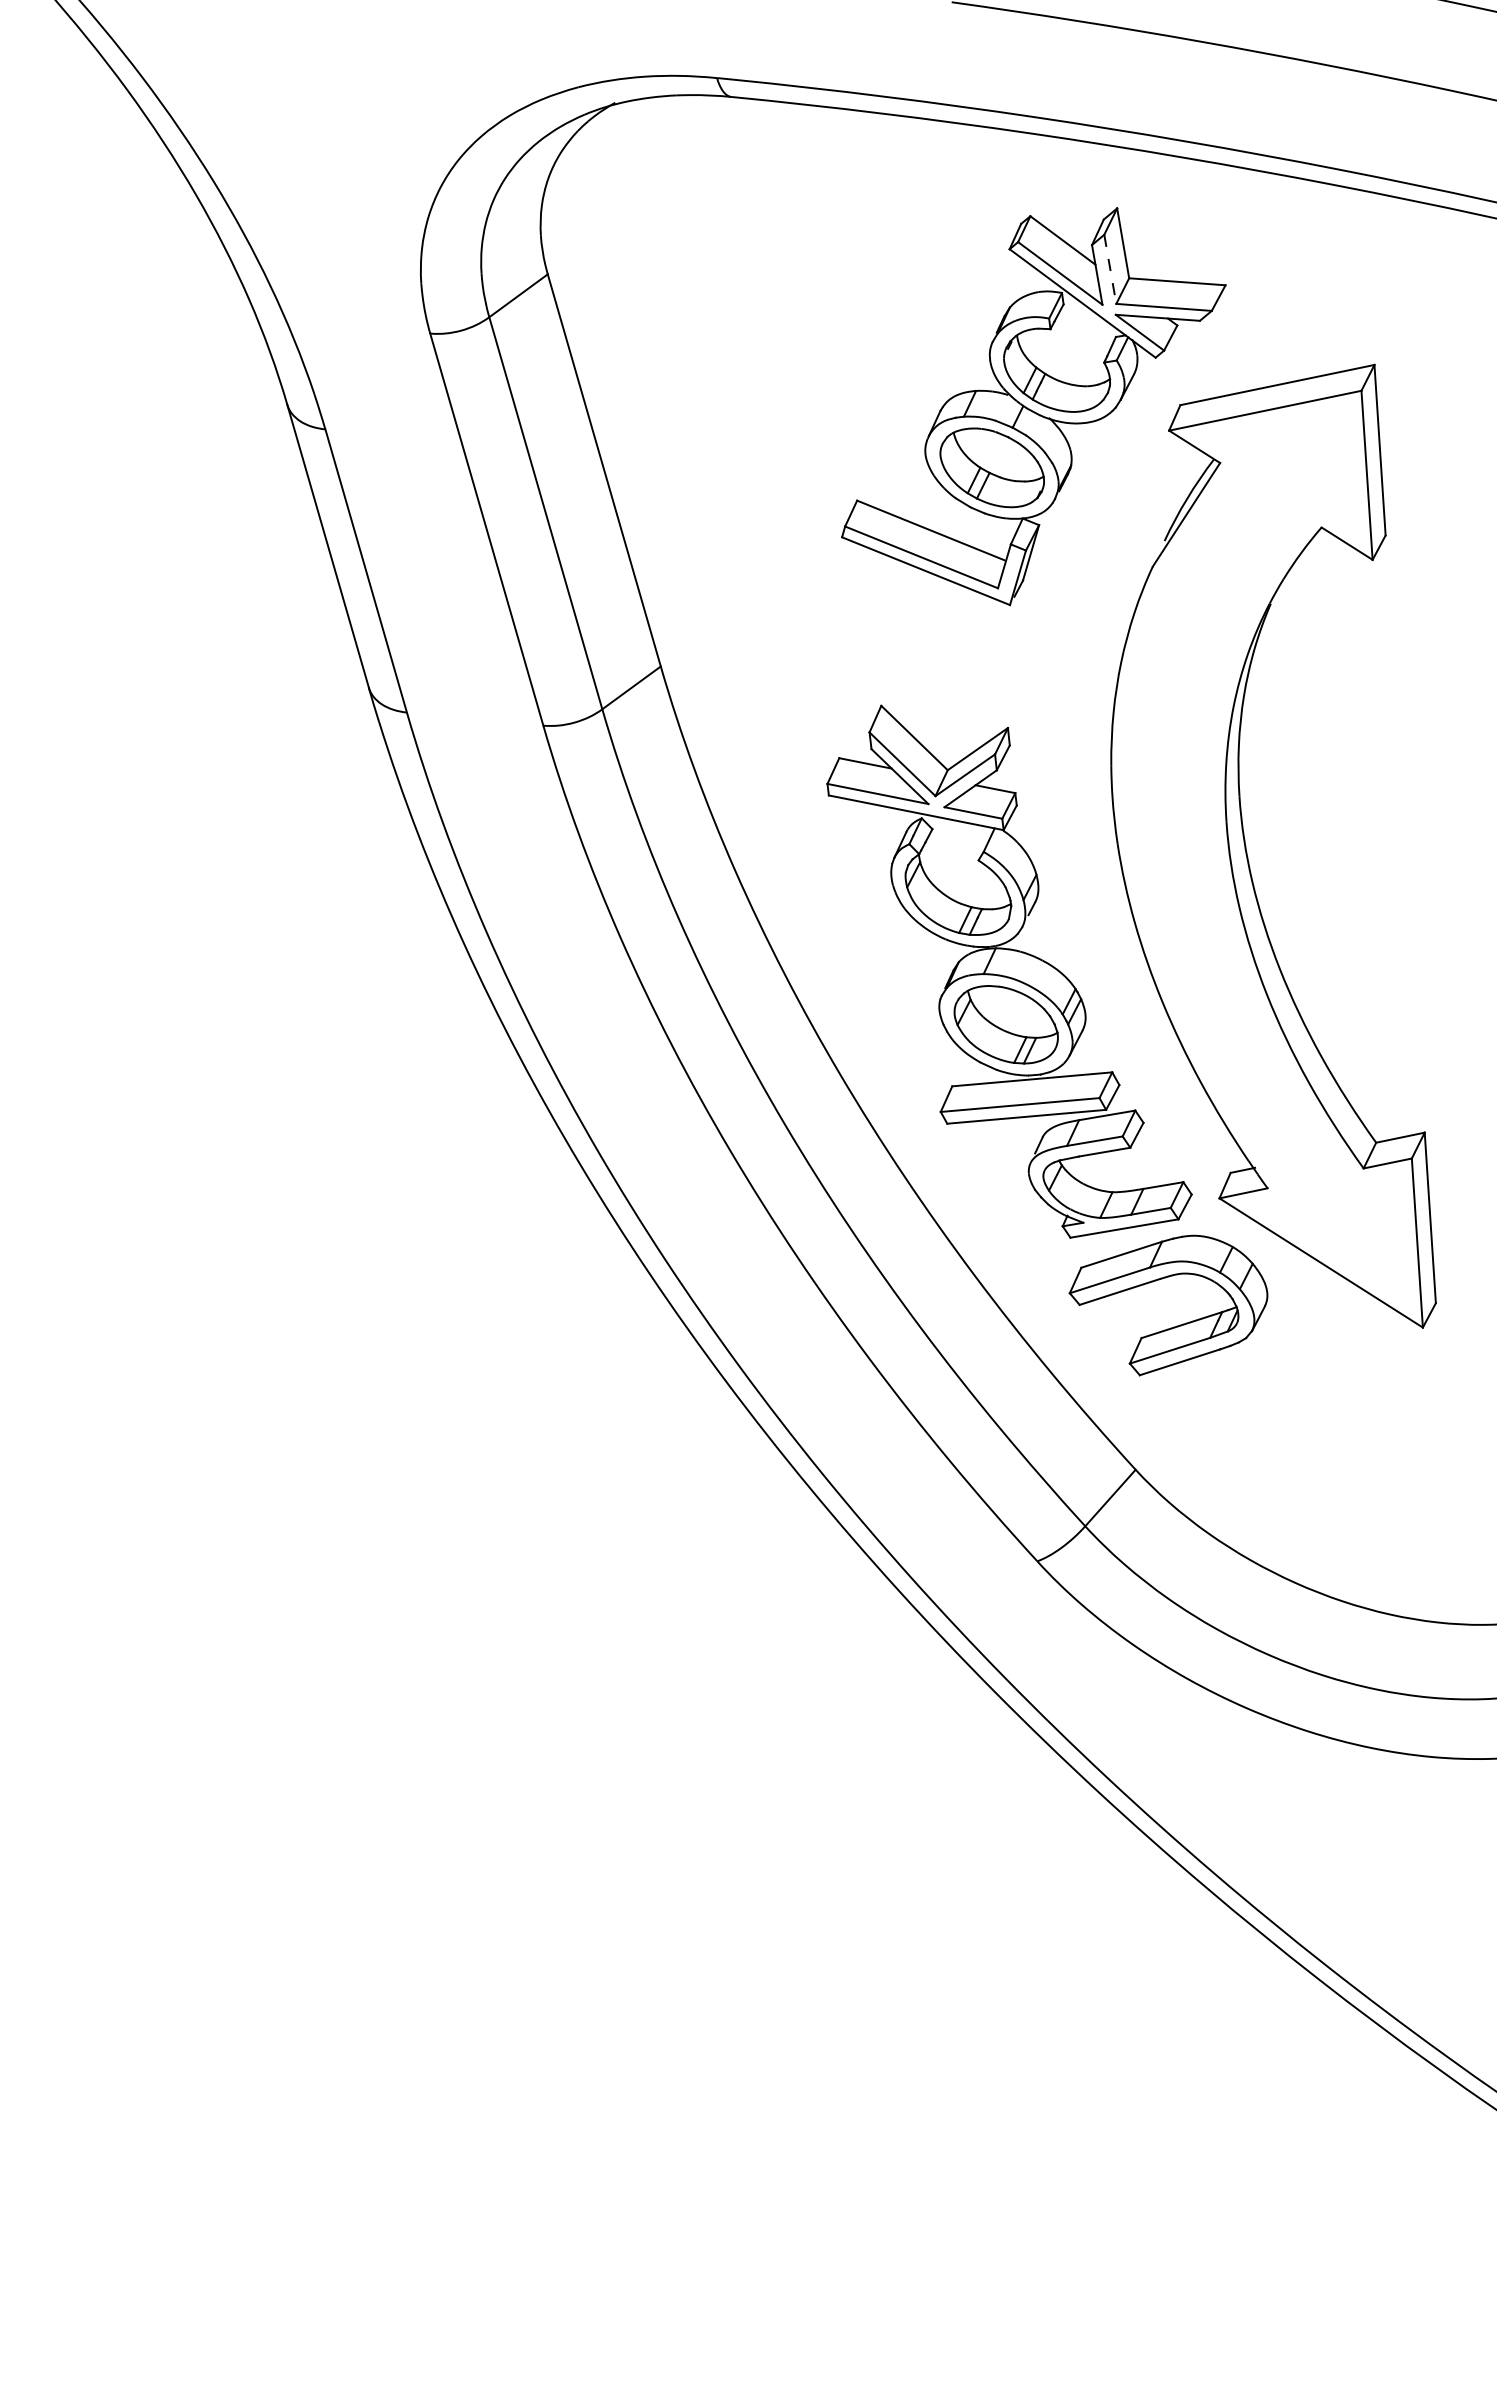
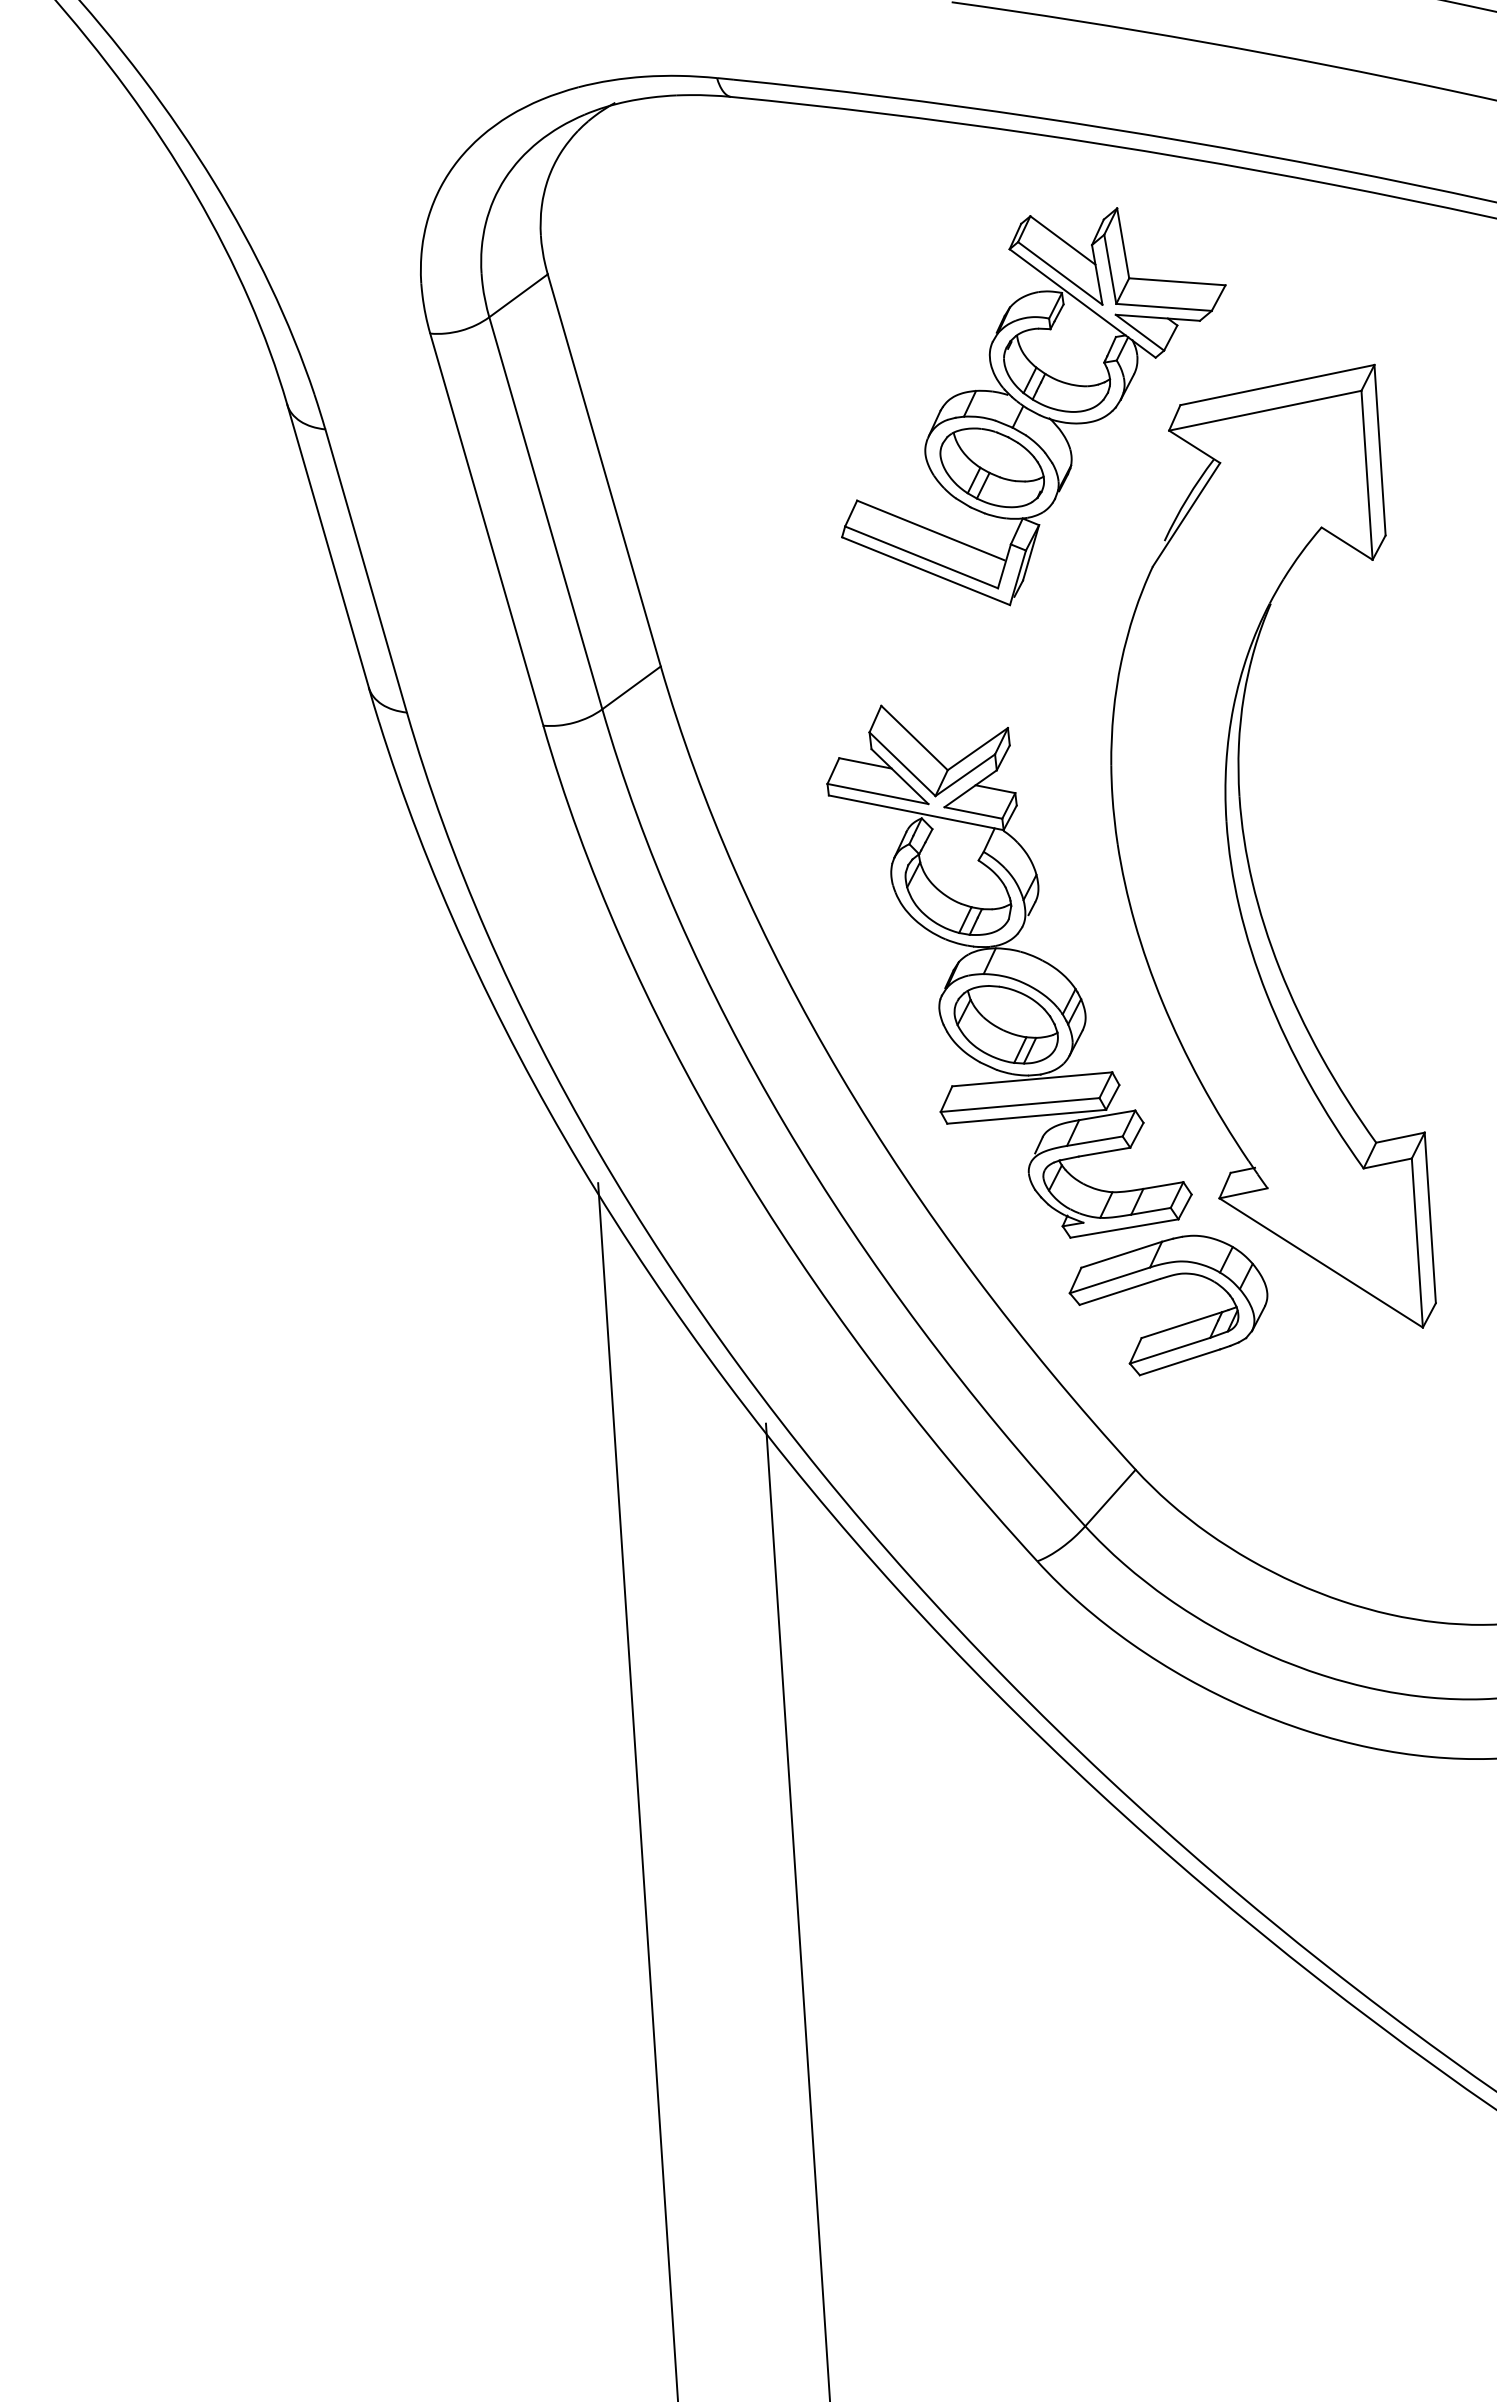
line: dashed -> solid (1110, 269)
line: none -> present (637, 1790)
line: none -> present (797, 1910)
